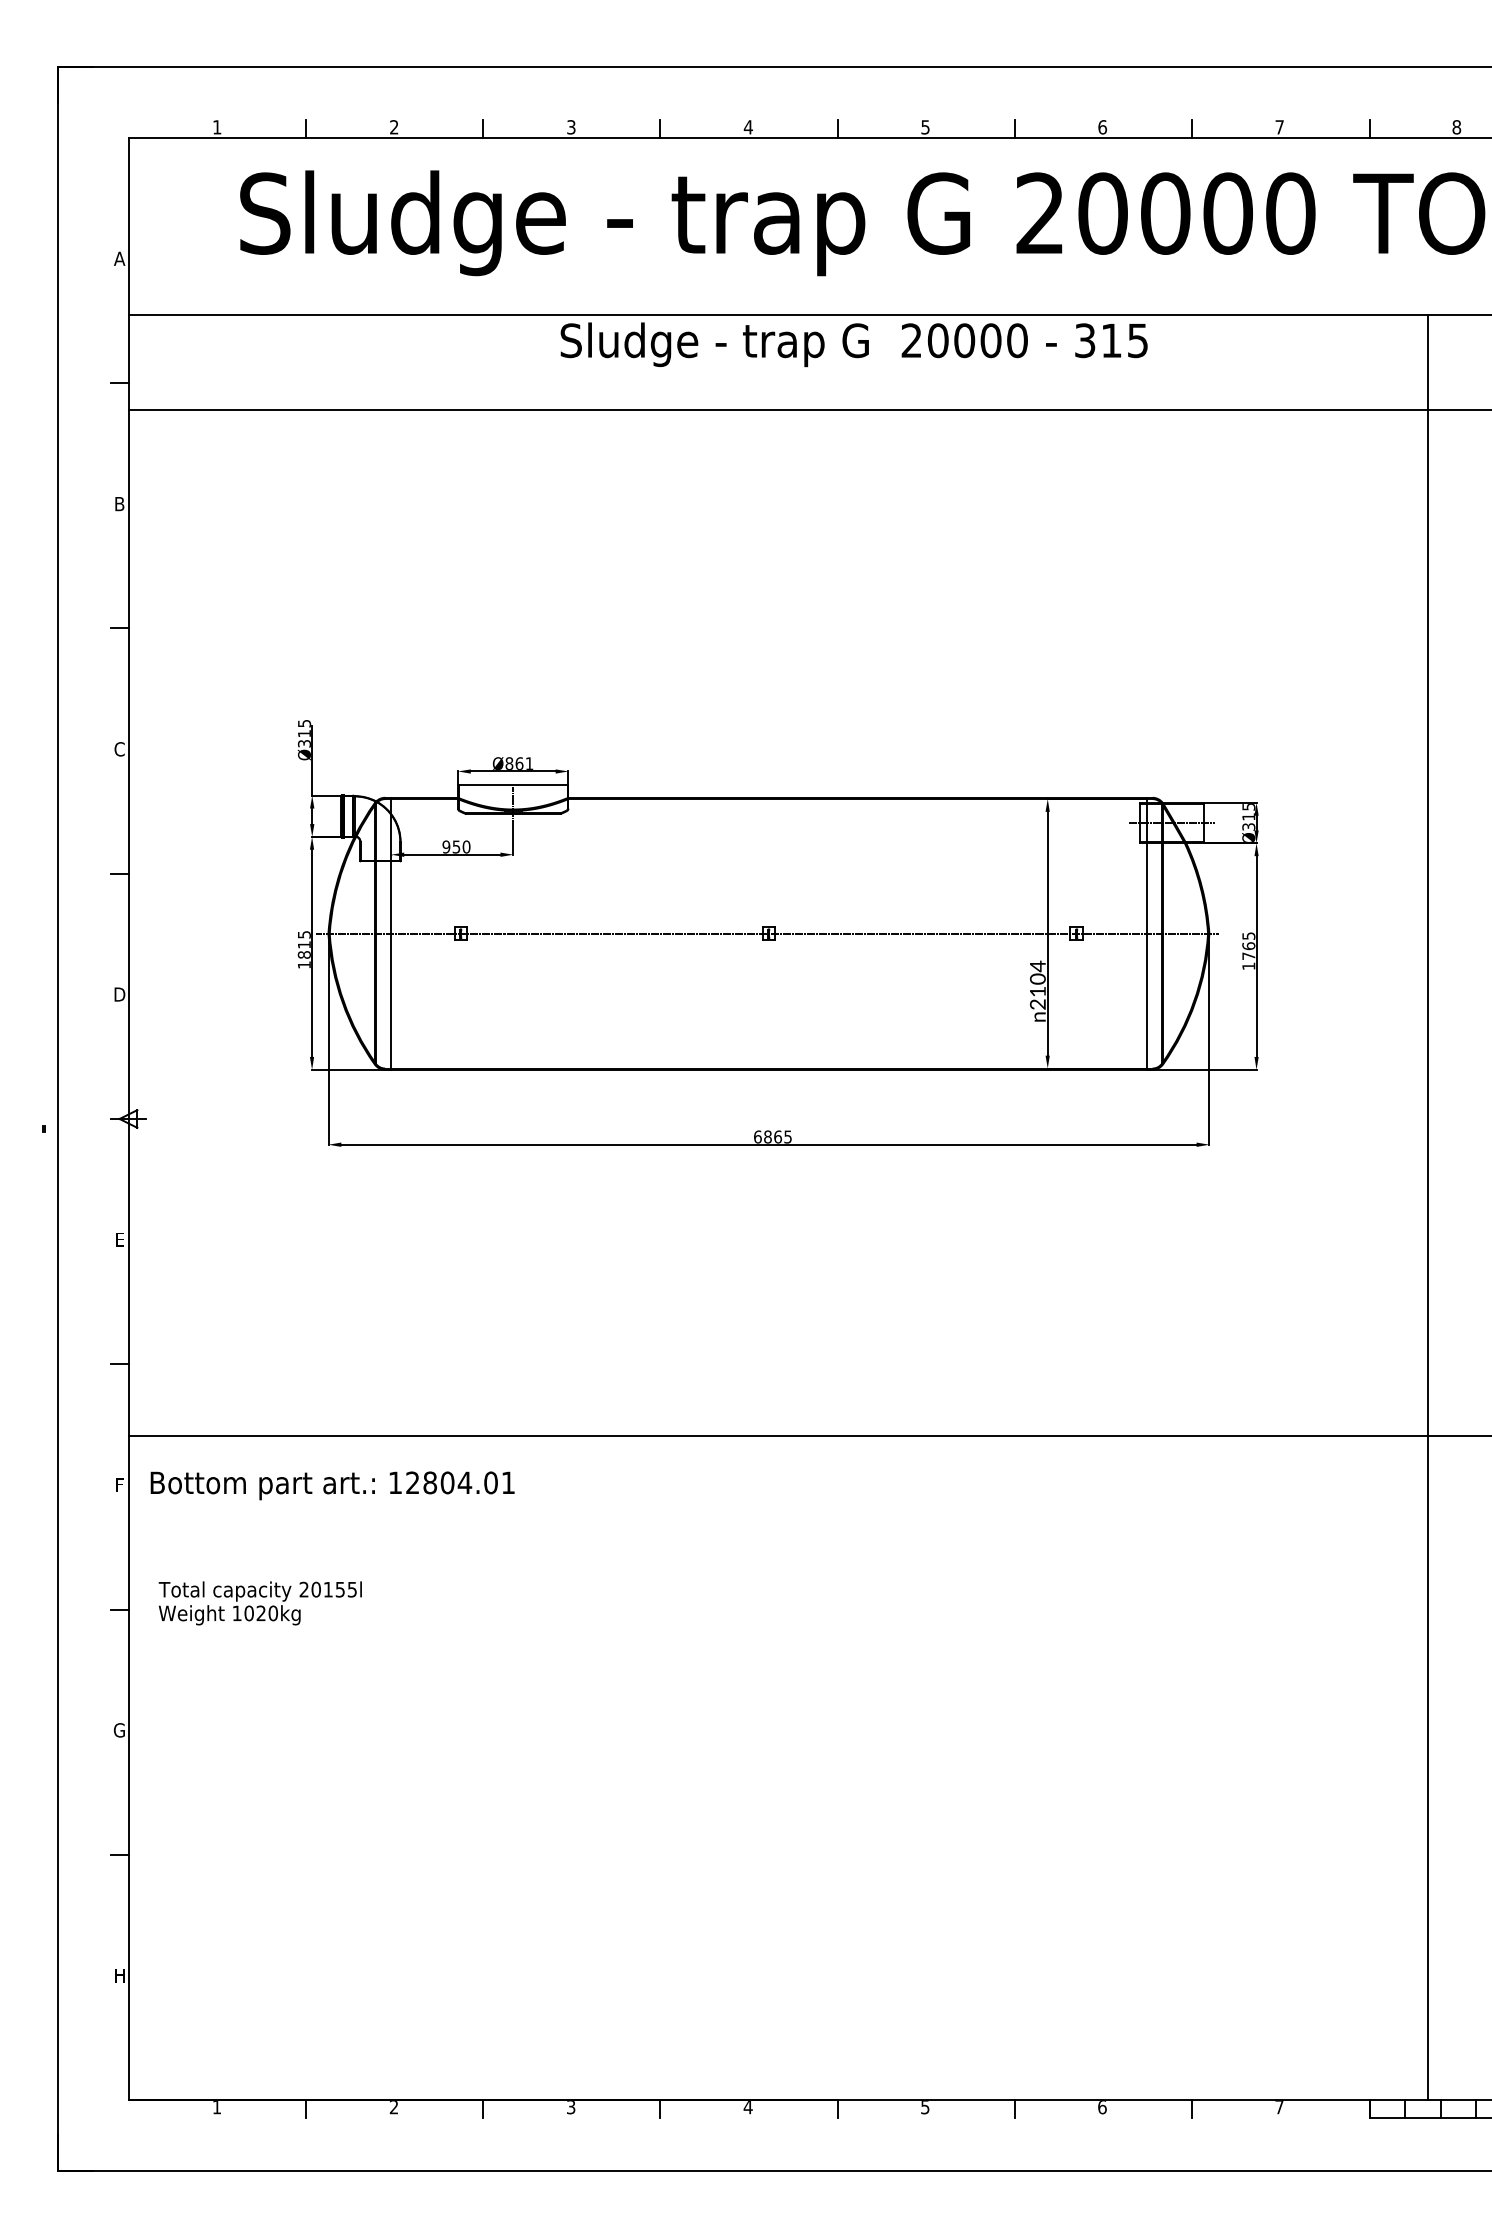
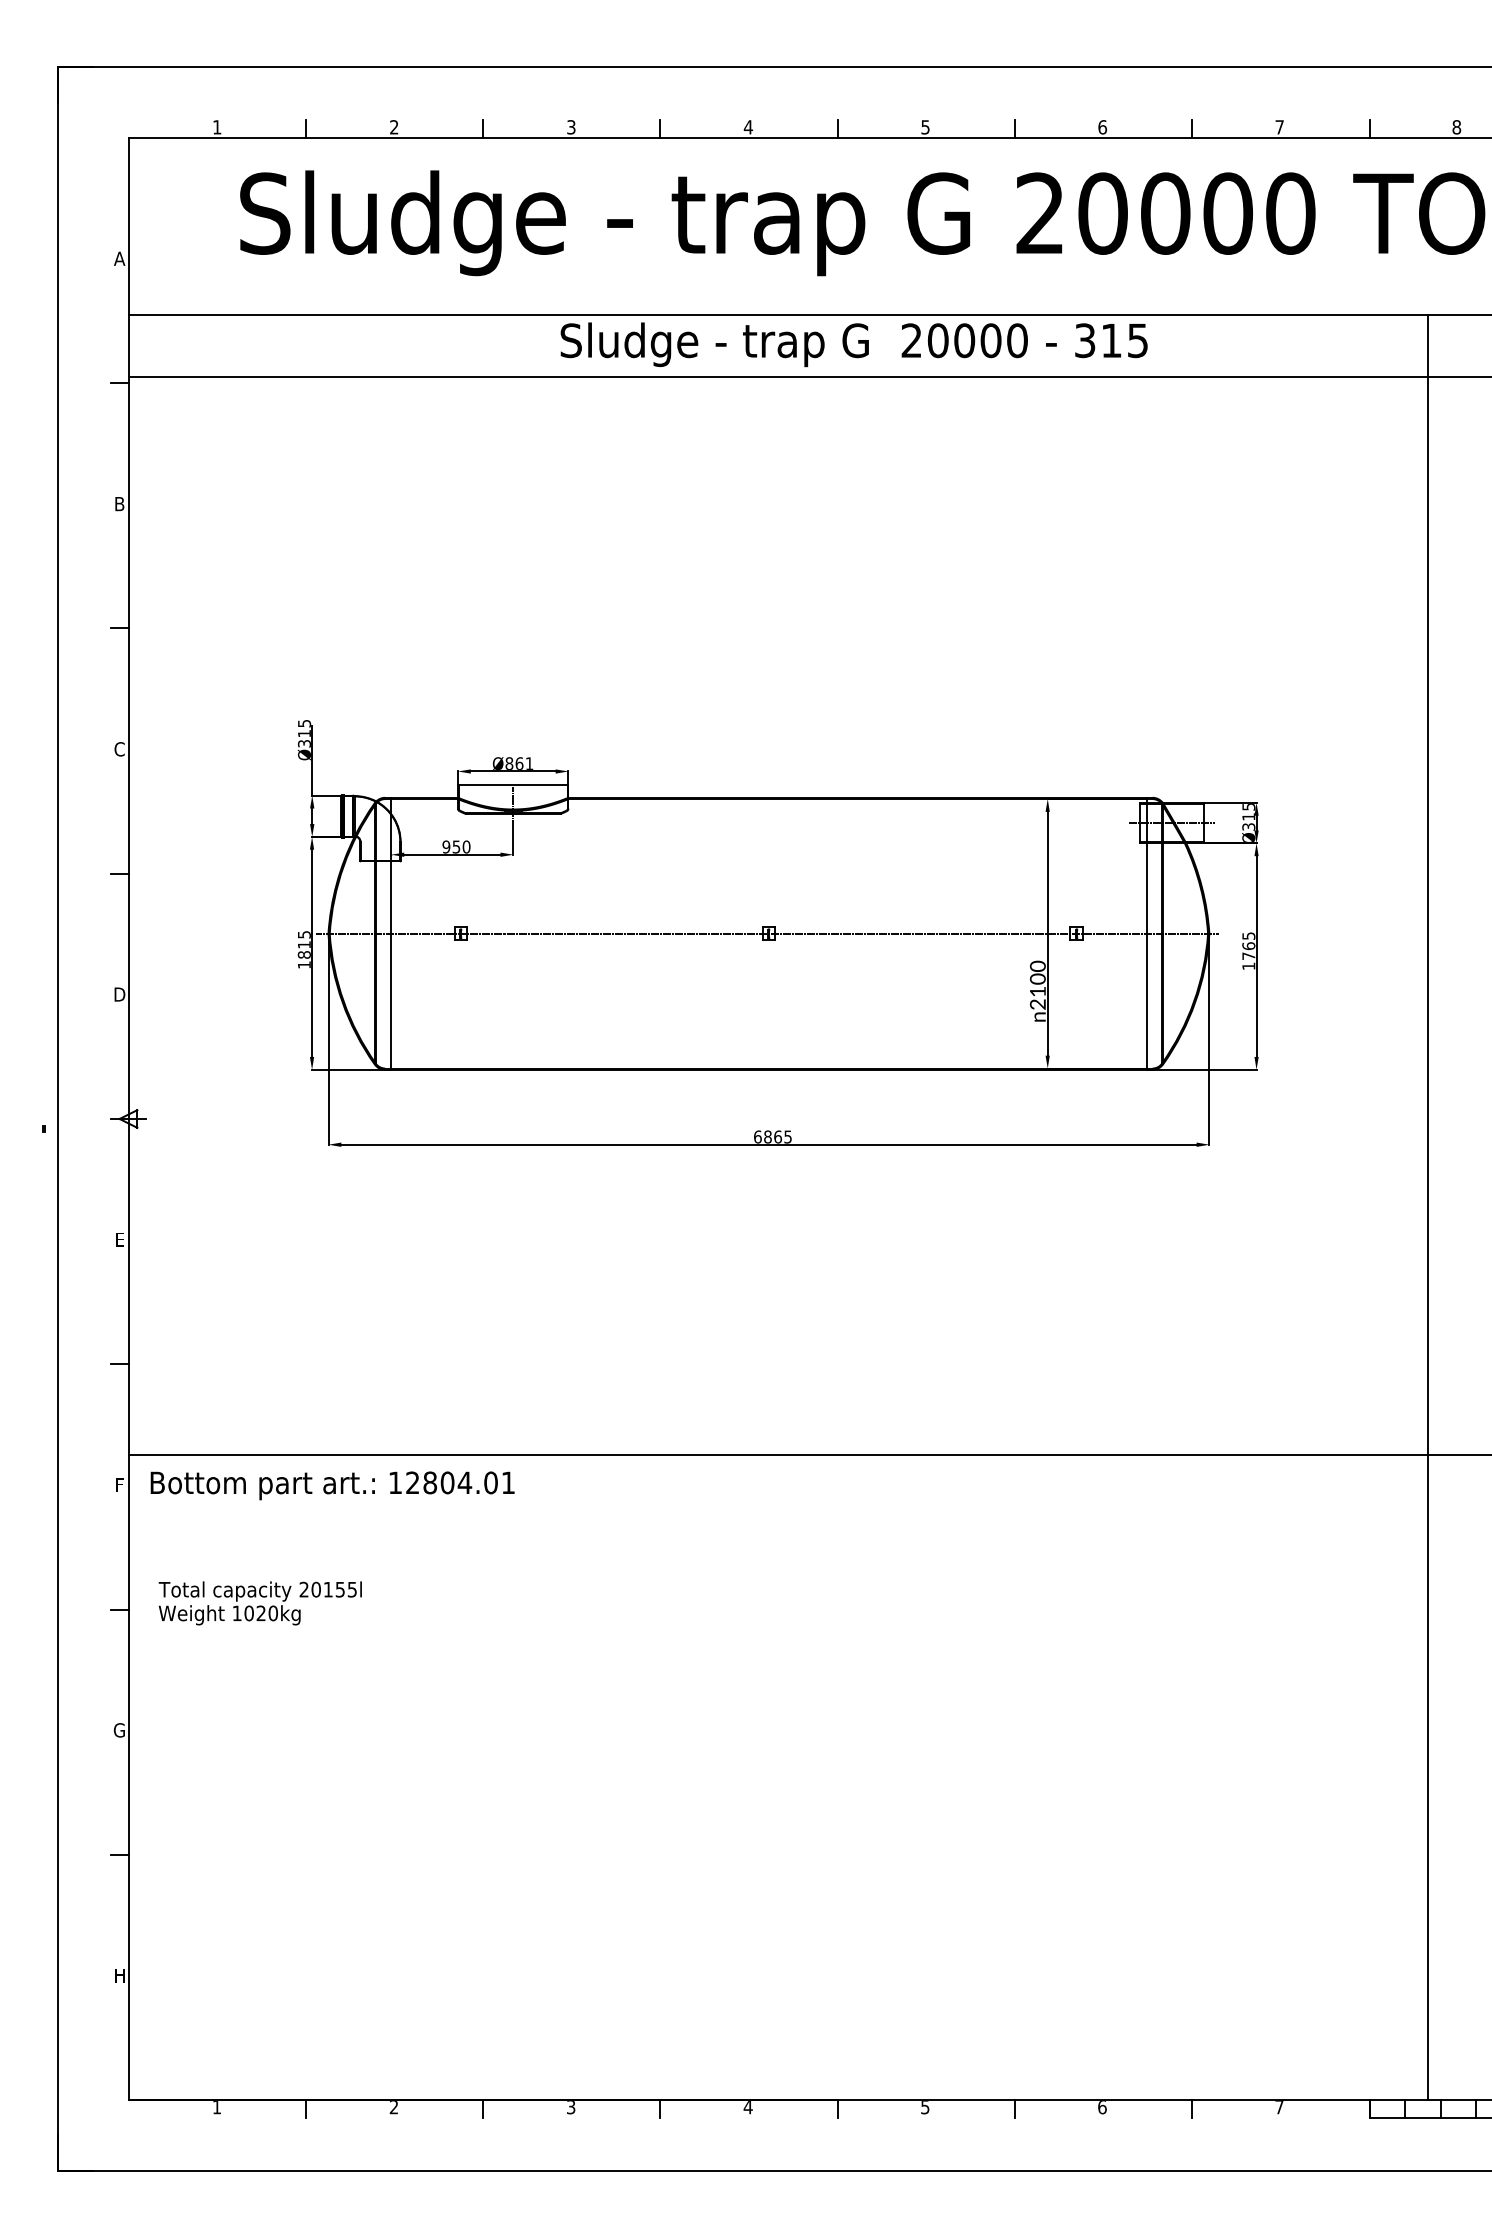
line position: (808, 410) -> (808, 377) (808, 377)
text: 2104 -> 2100 (1037, 966)
line position: (808, 1435) -> (808, 1454) (808, 1454)
